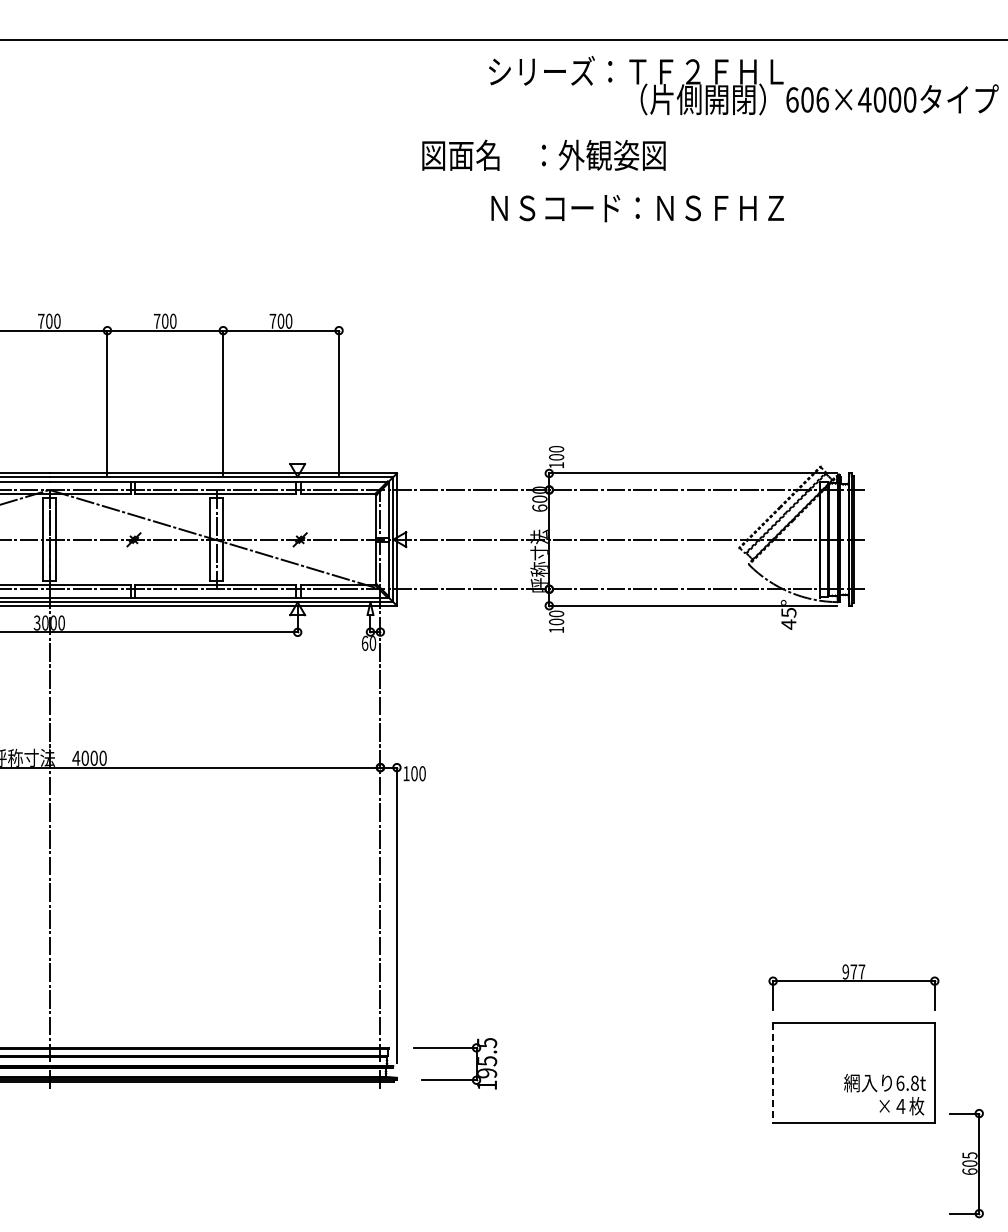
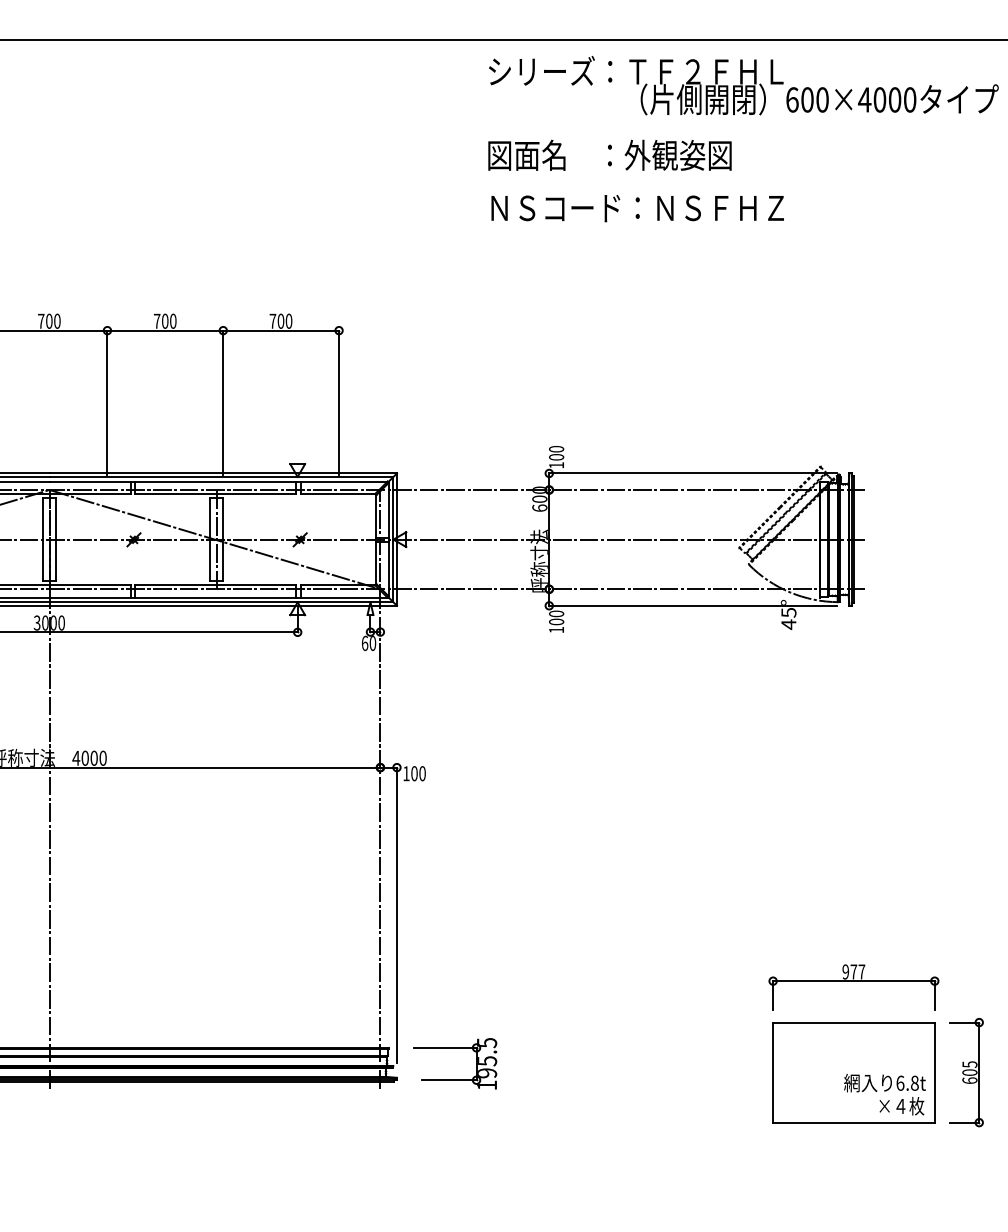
text: 606×4000 -> 600×4000 (822, 99)
text position: (543, 154) -> (609, 154) (609, 154)
line: dashed -> solid (773, 1073)
part position: (966, 1163) -> (966, 1072) (966, 1072)
